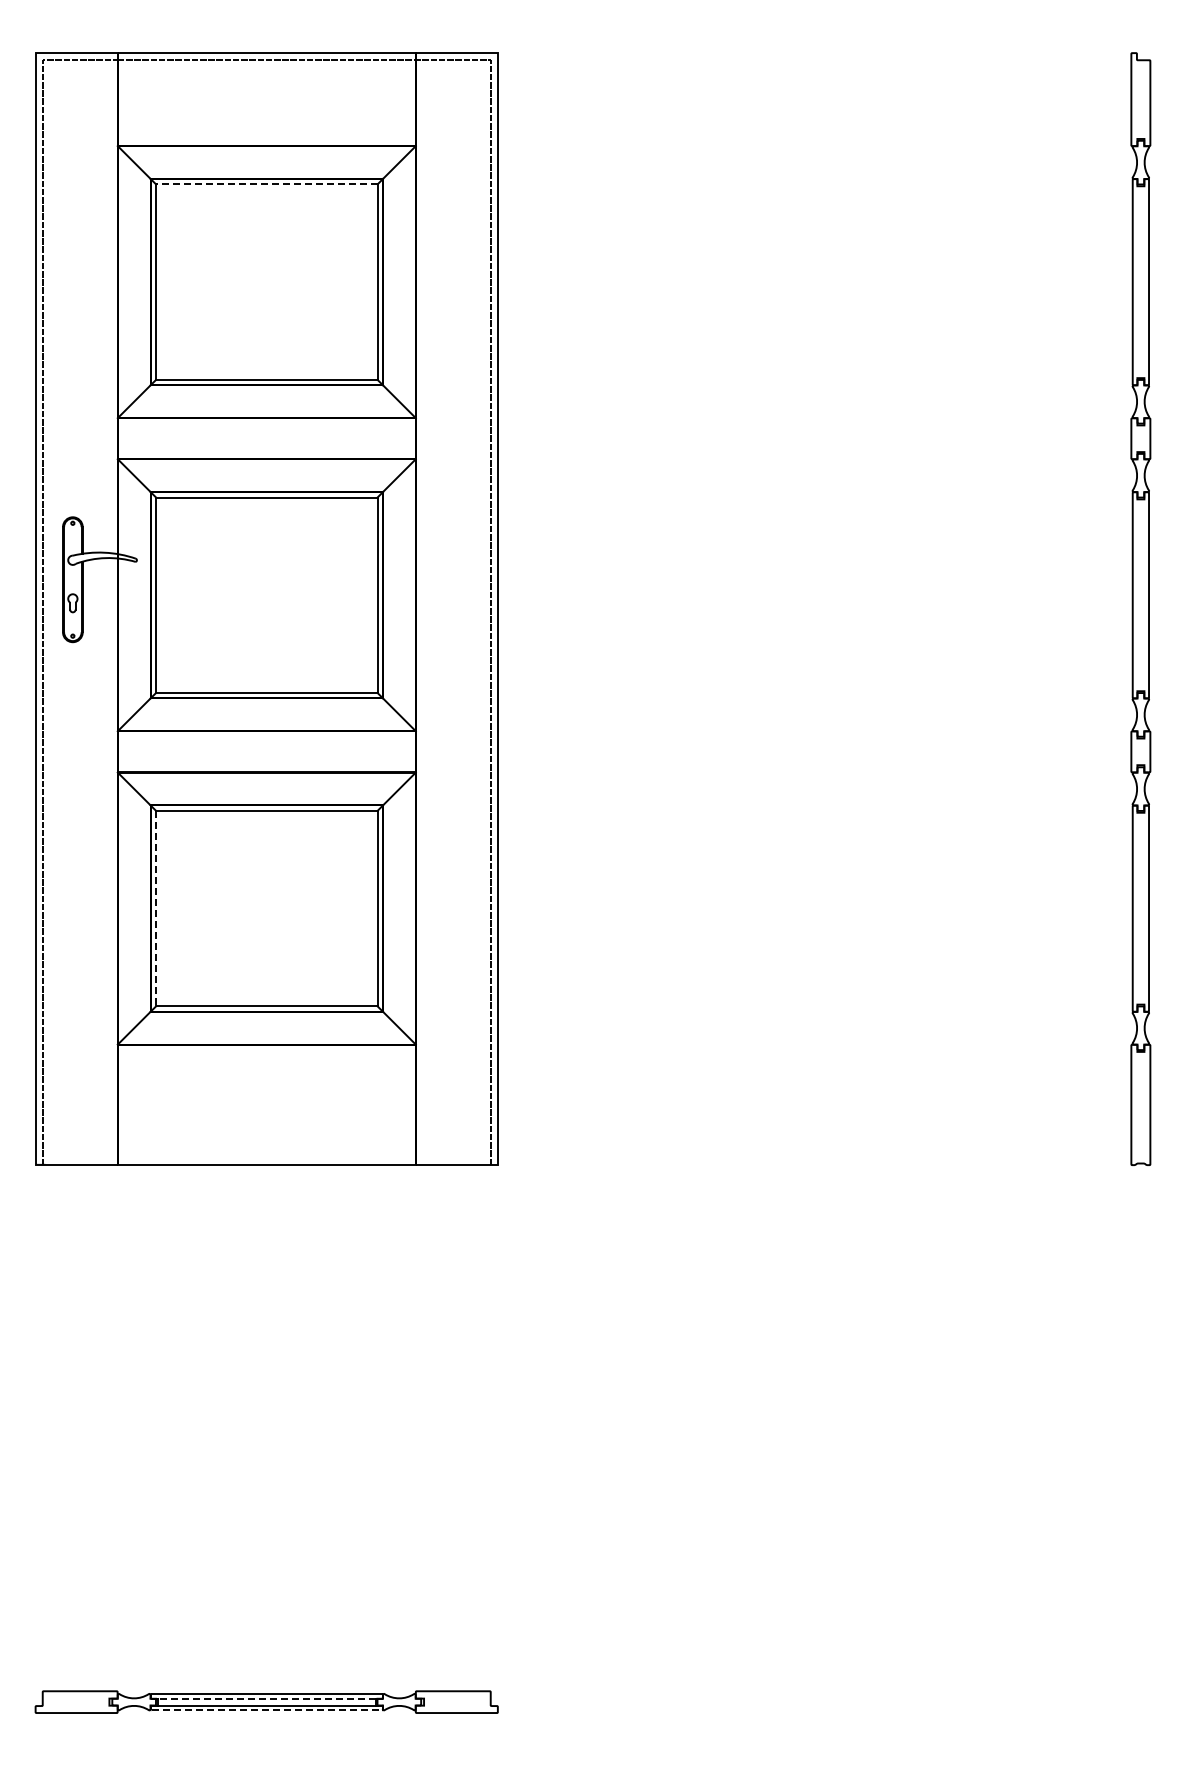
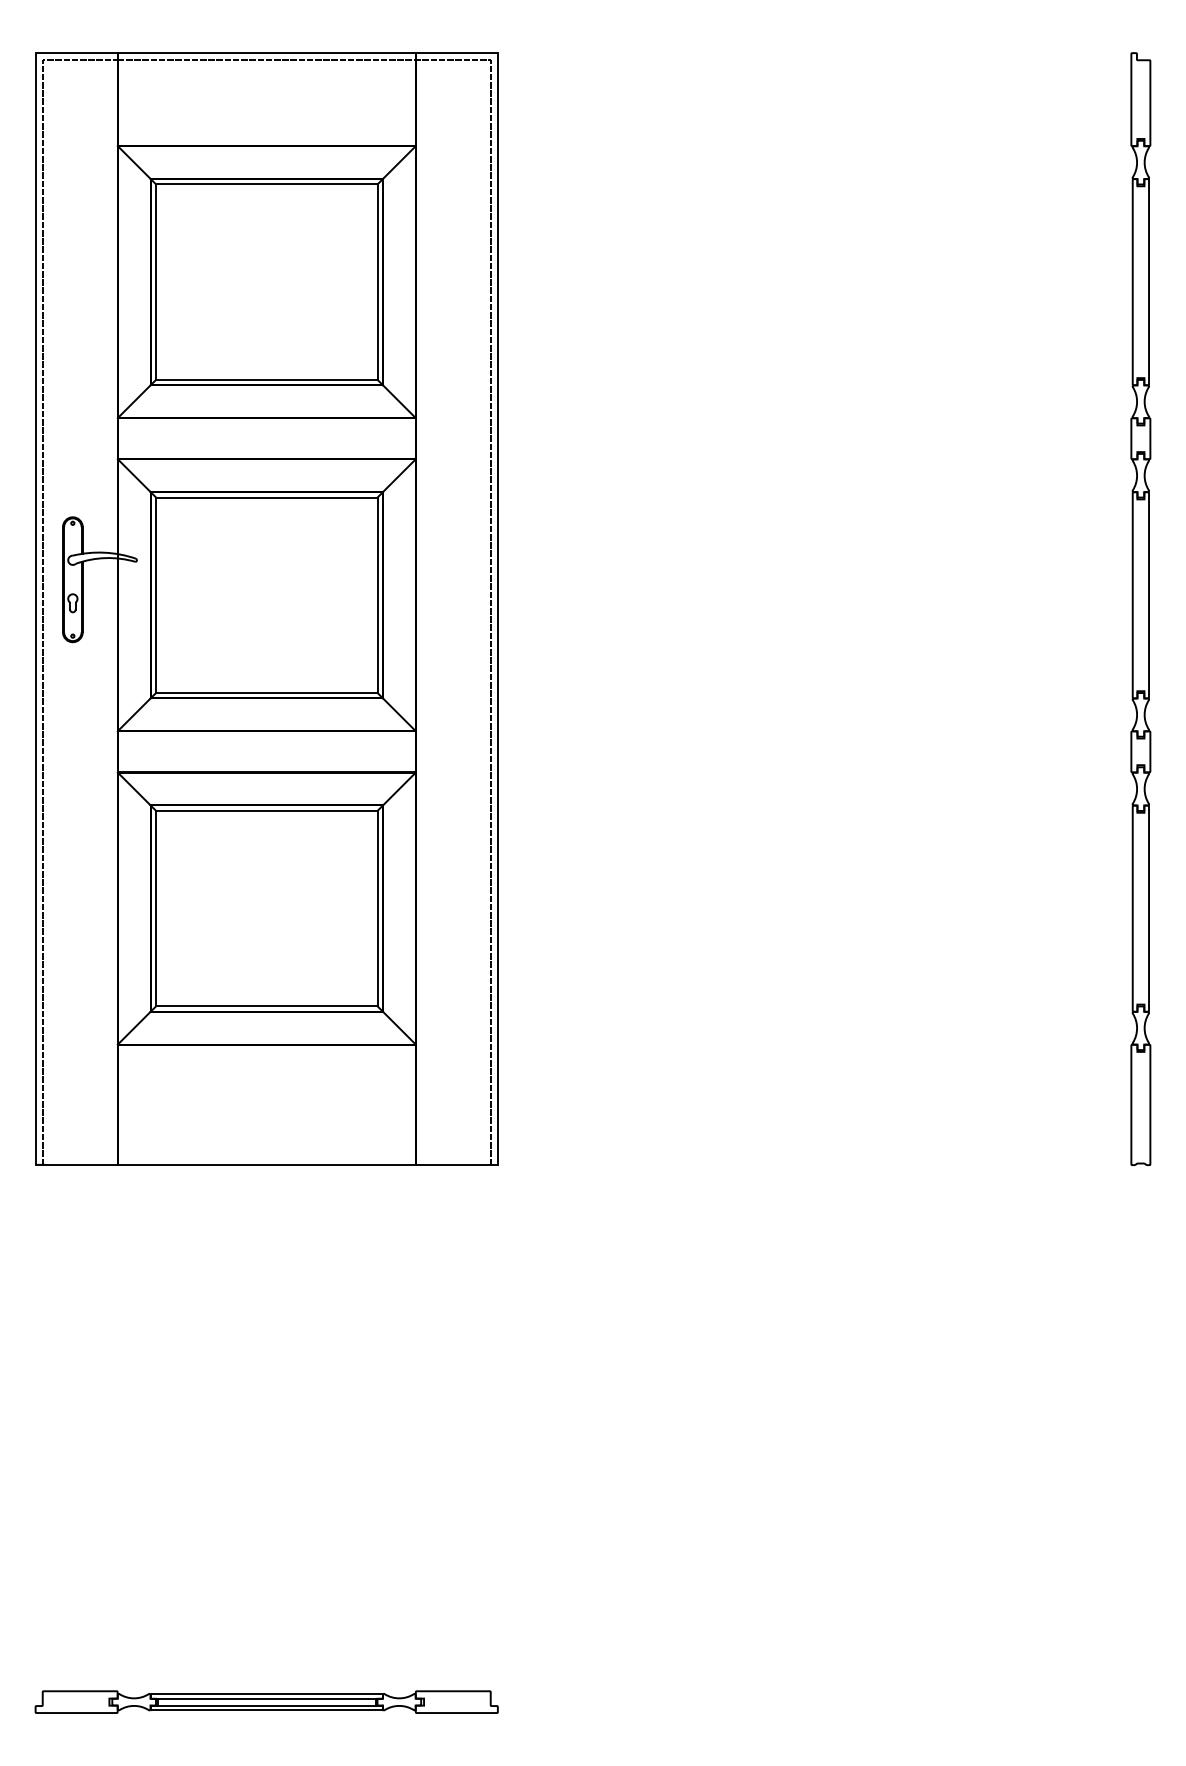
line: dashed -> solid (266, 184)
line: dashed -> solid (156, 908)
line: dashed -> solid (266, 1698)
line: dashed -> solid (267, 1710)
